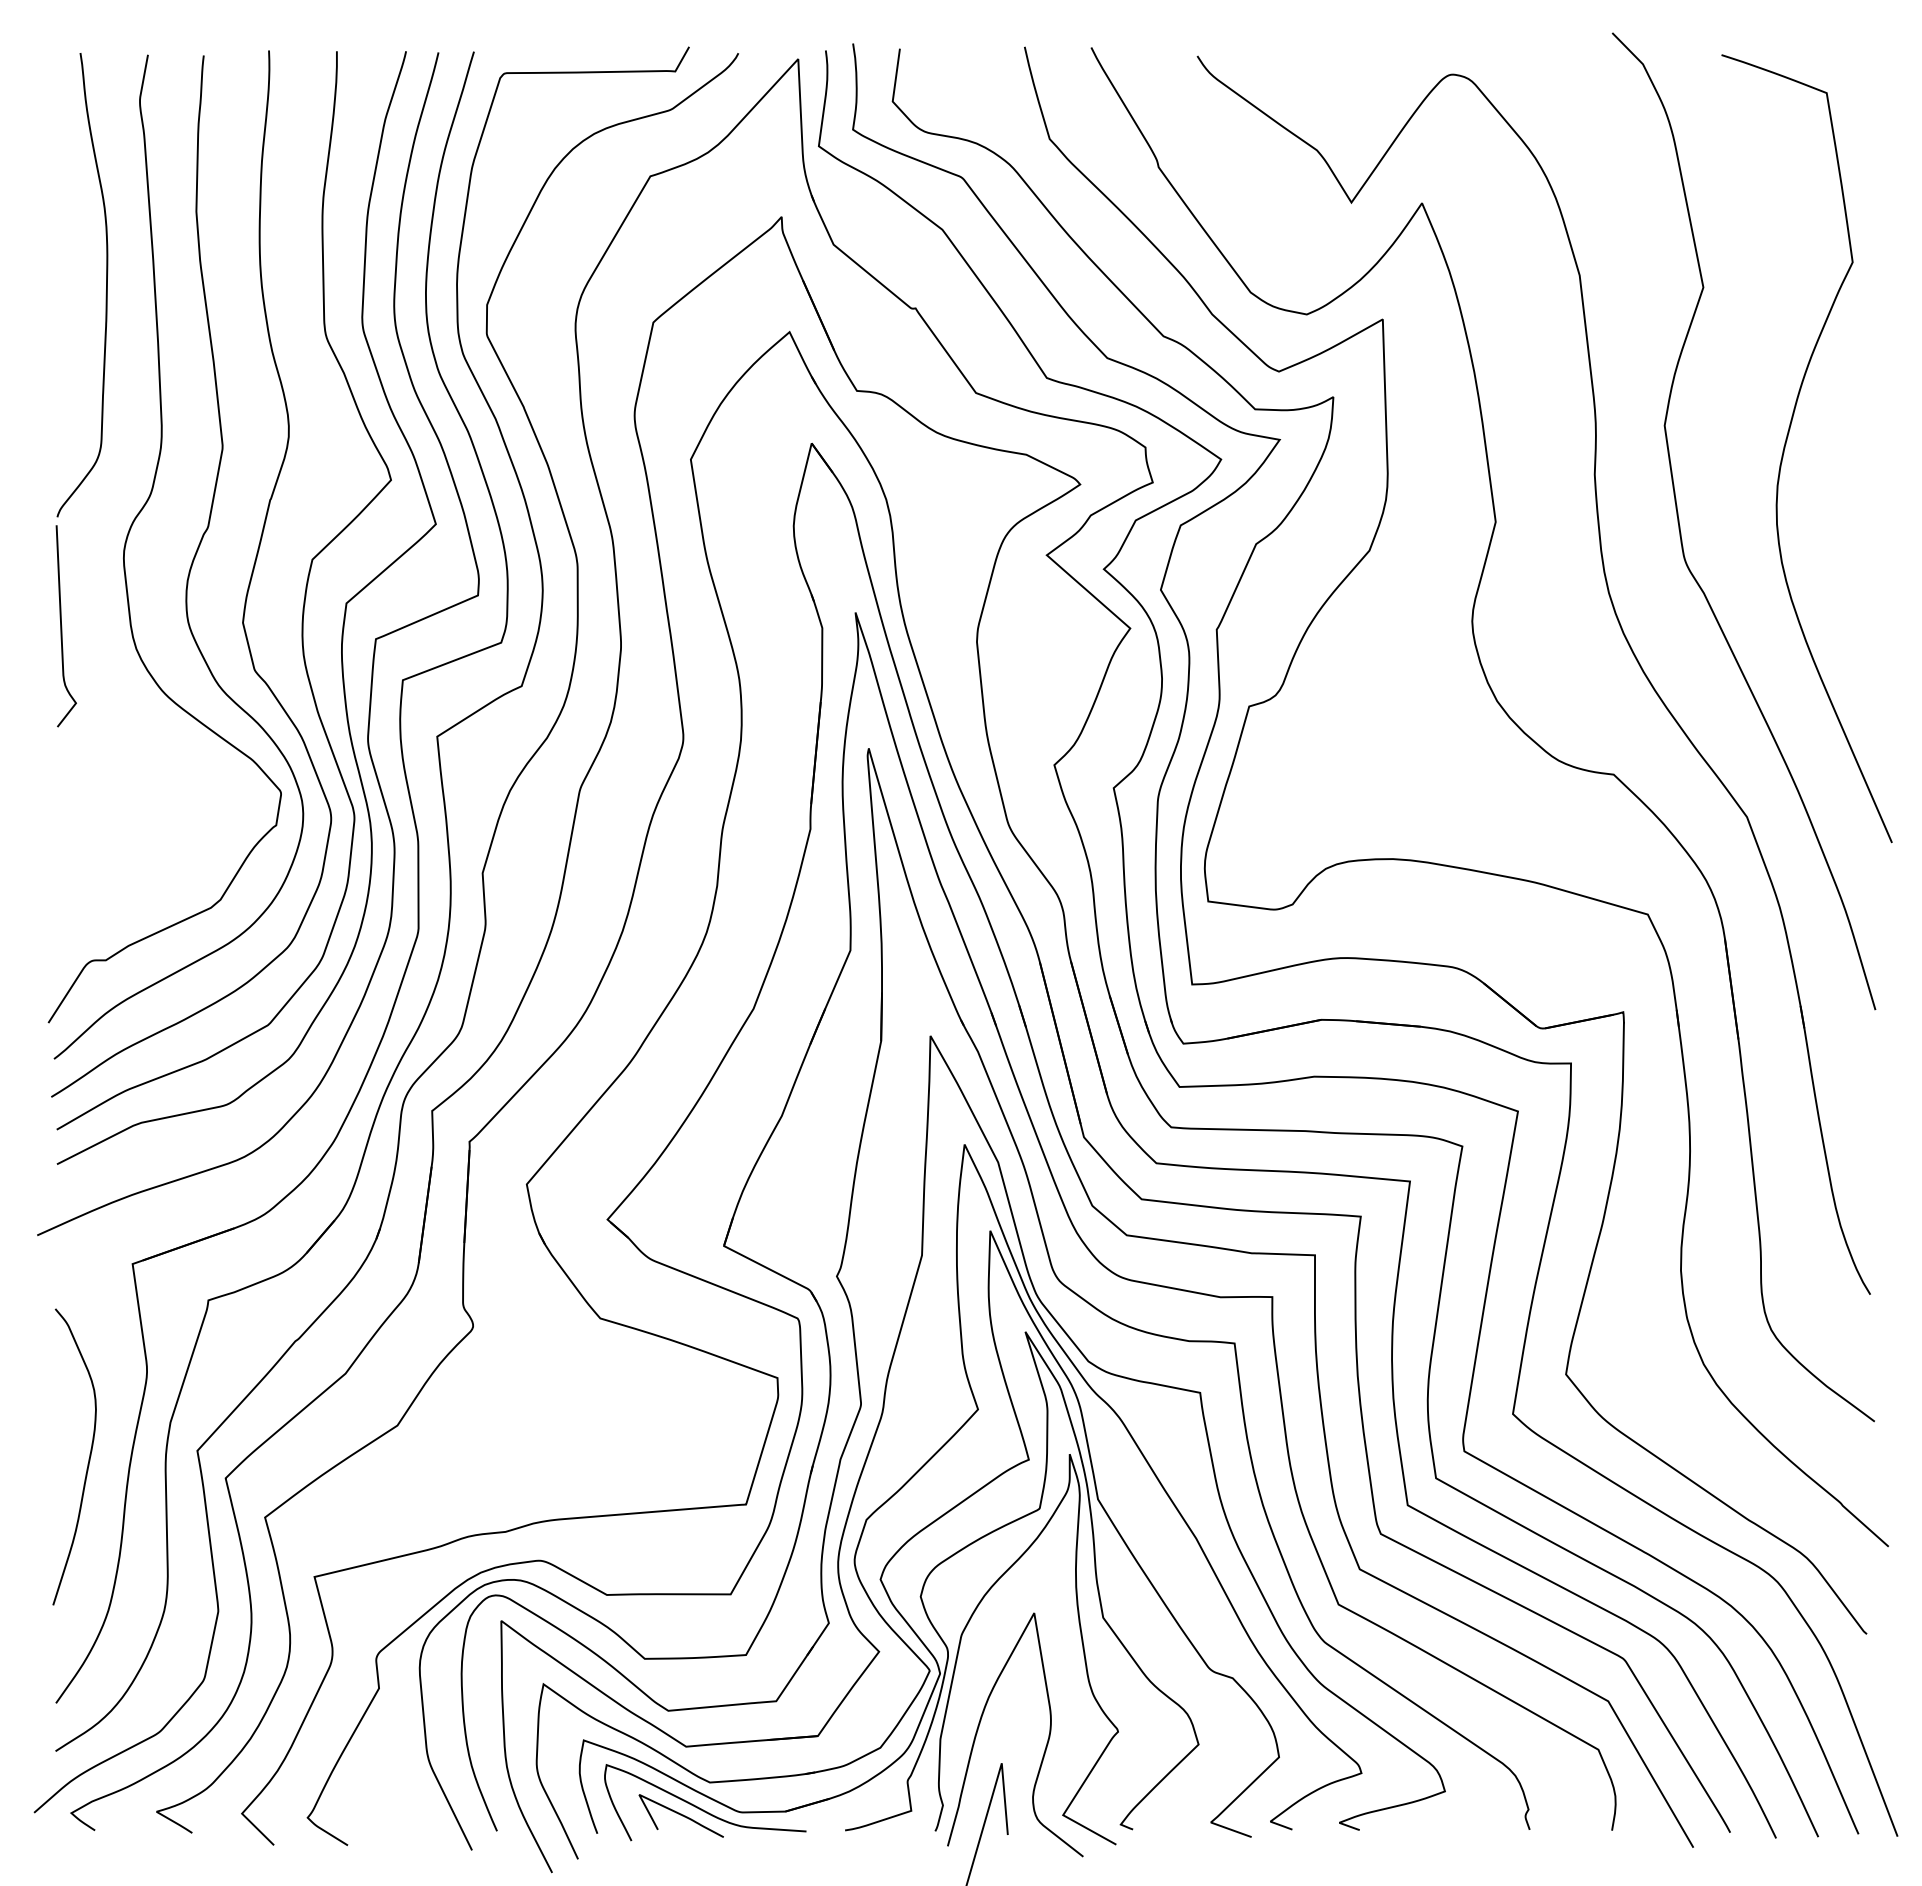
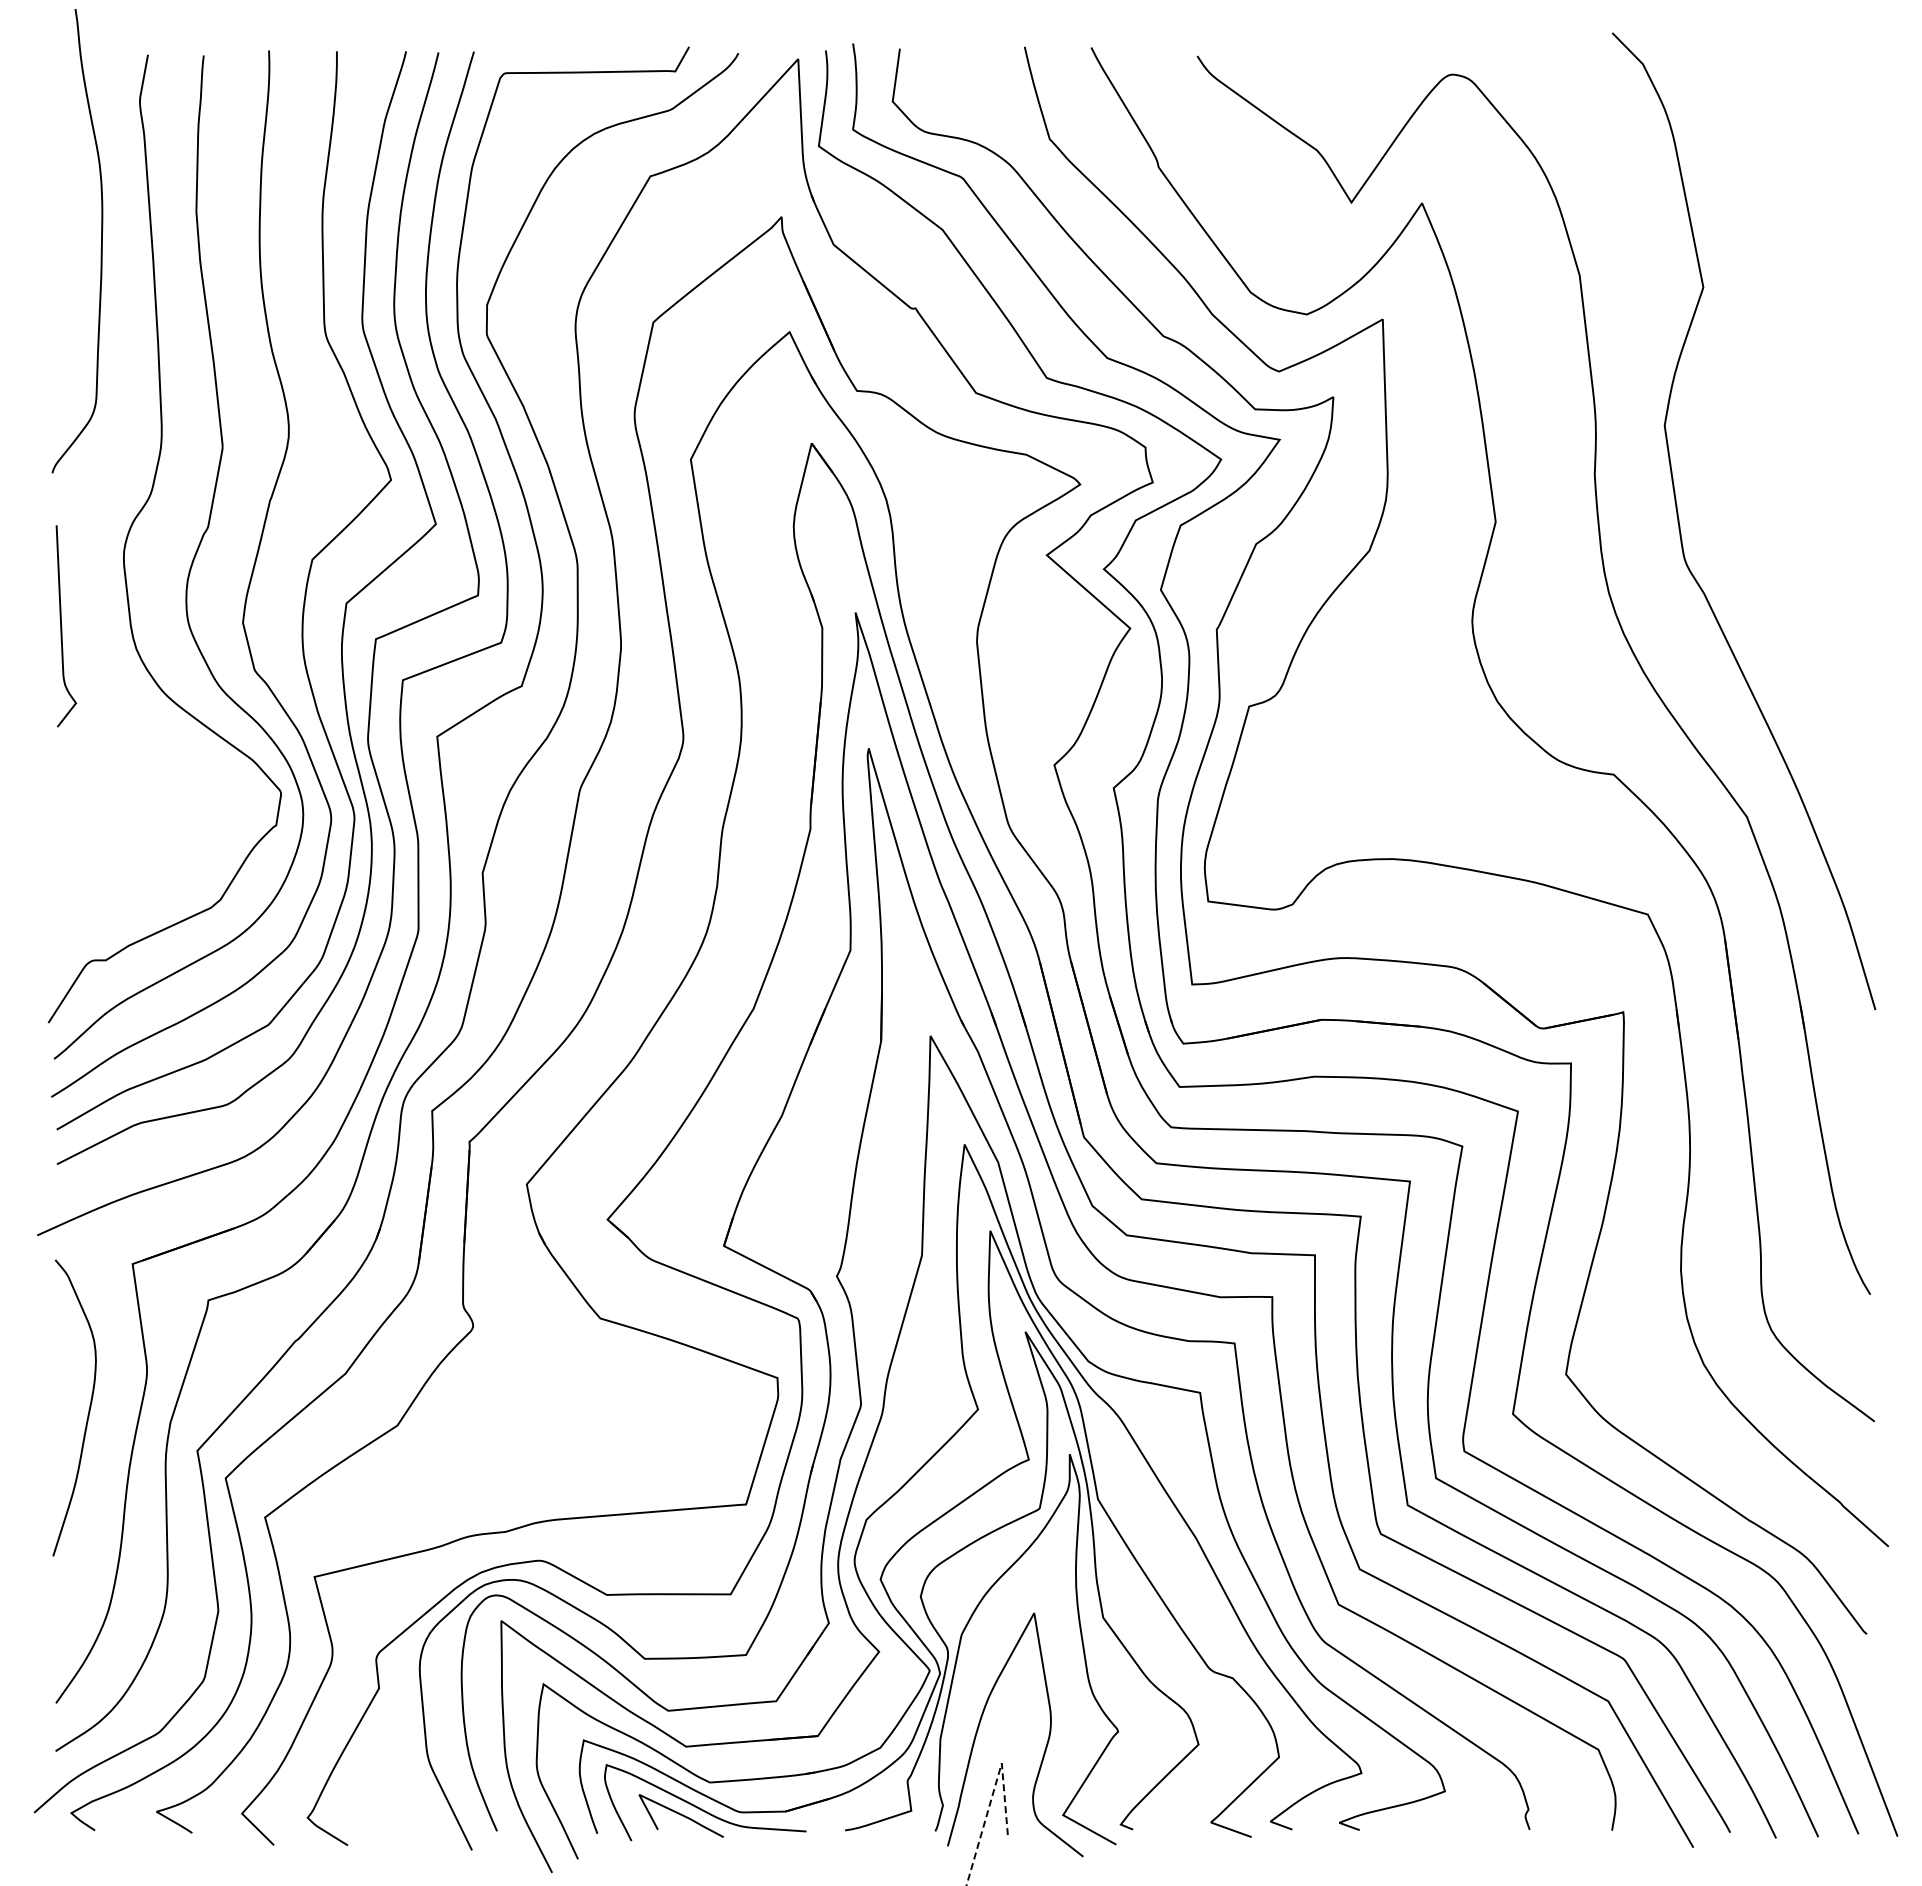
curve position: (106, 285) -> (101, 241) (101, 241)
curve: present -> none (1786, 444)
curve position: (88, 1458) -> (88, 1409) (88, 1409)
line: solid -> dashed (994, 1789)
